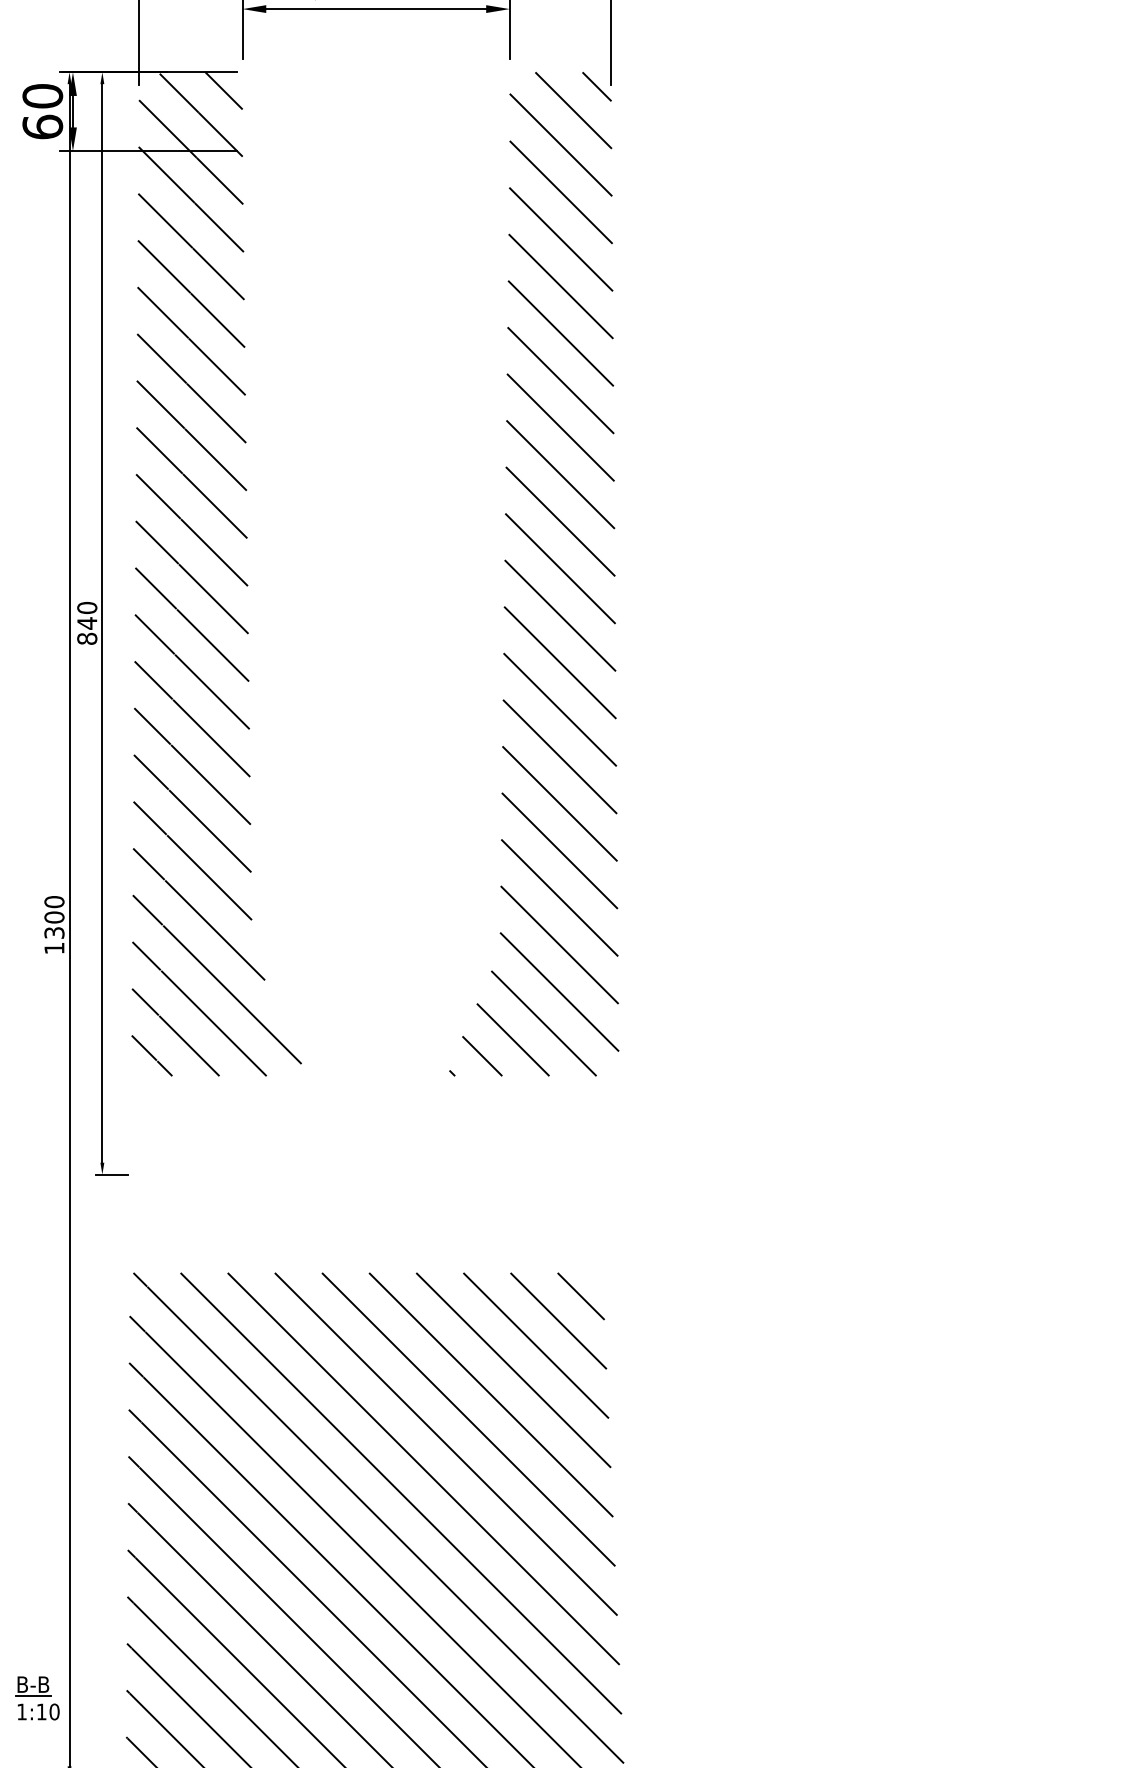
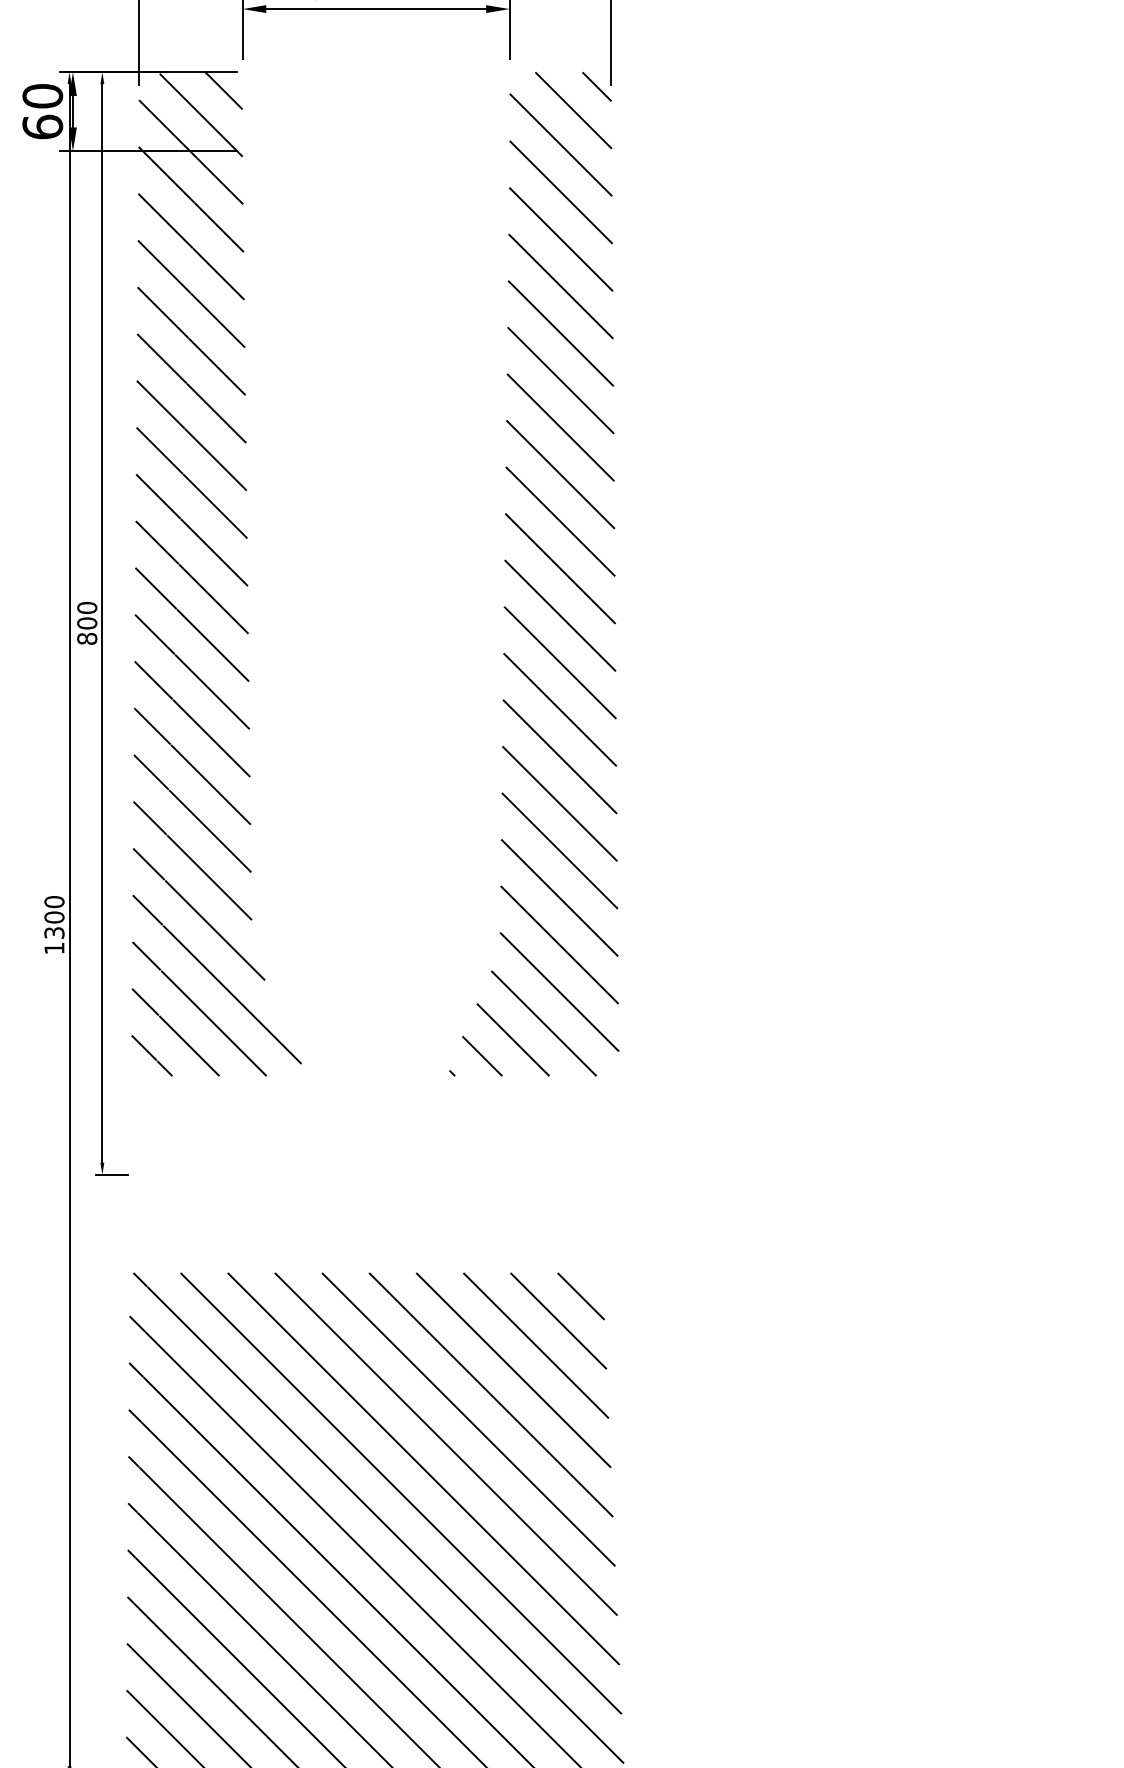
text: 840 -> 800 (87, 623)
part: present -> none (37, 1698)
